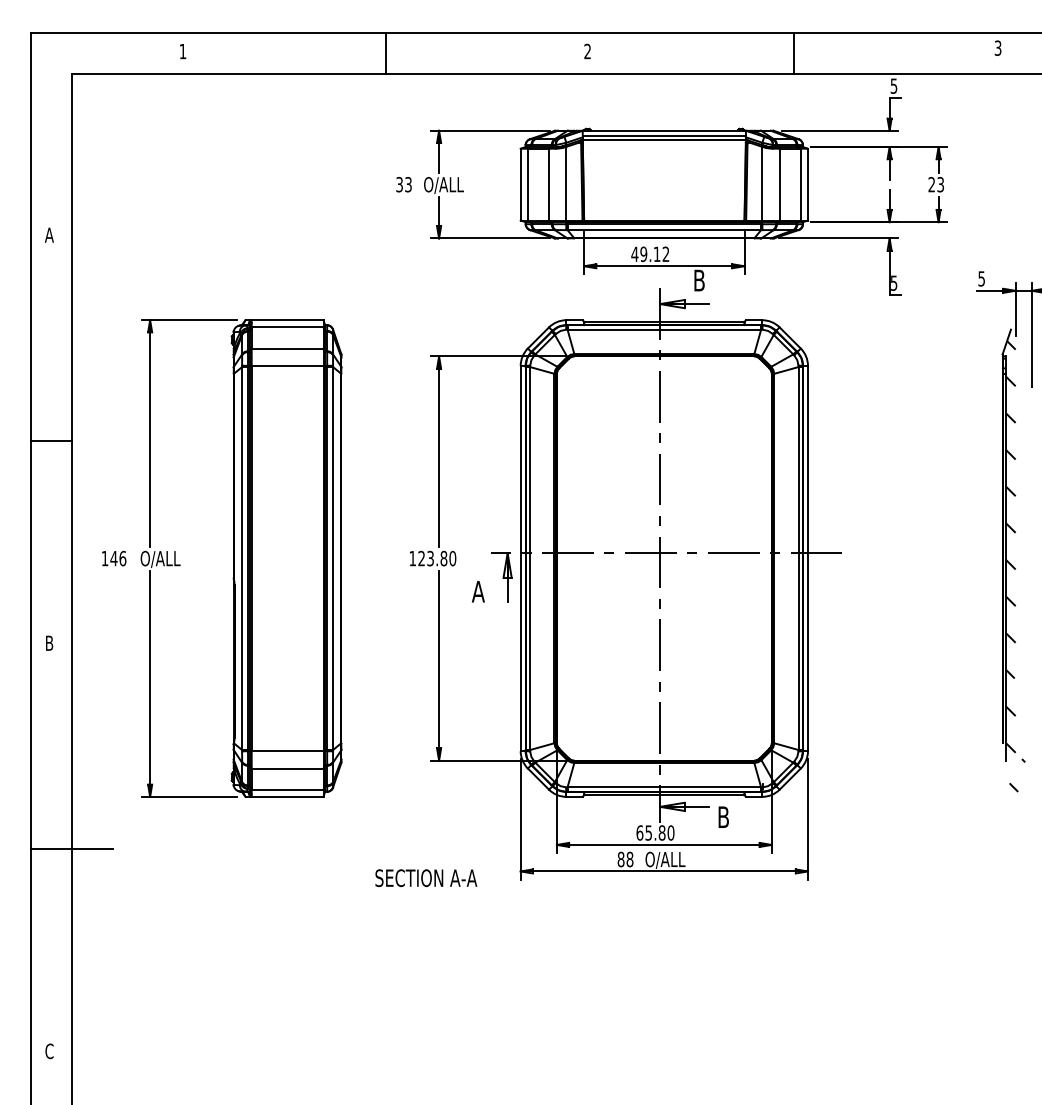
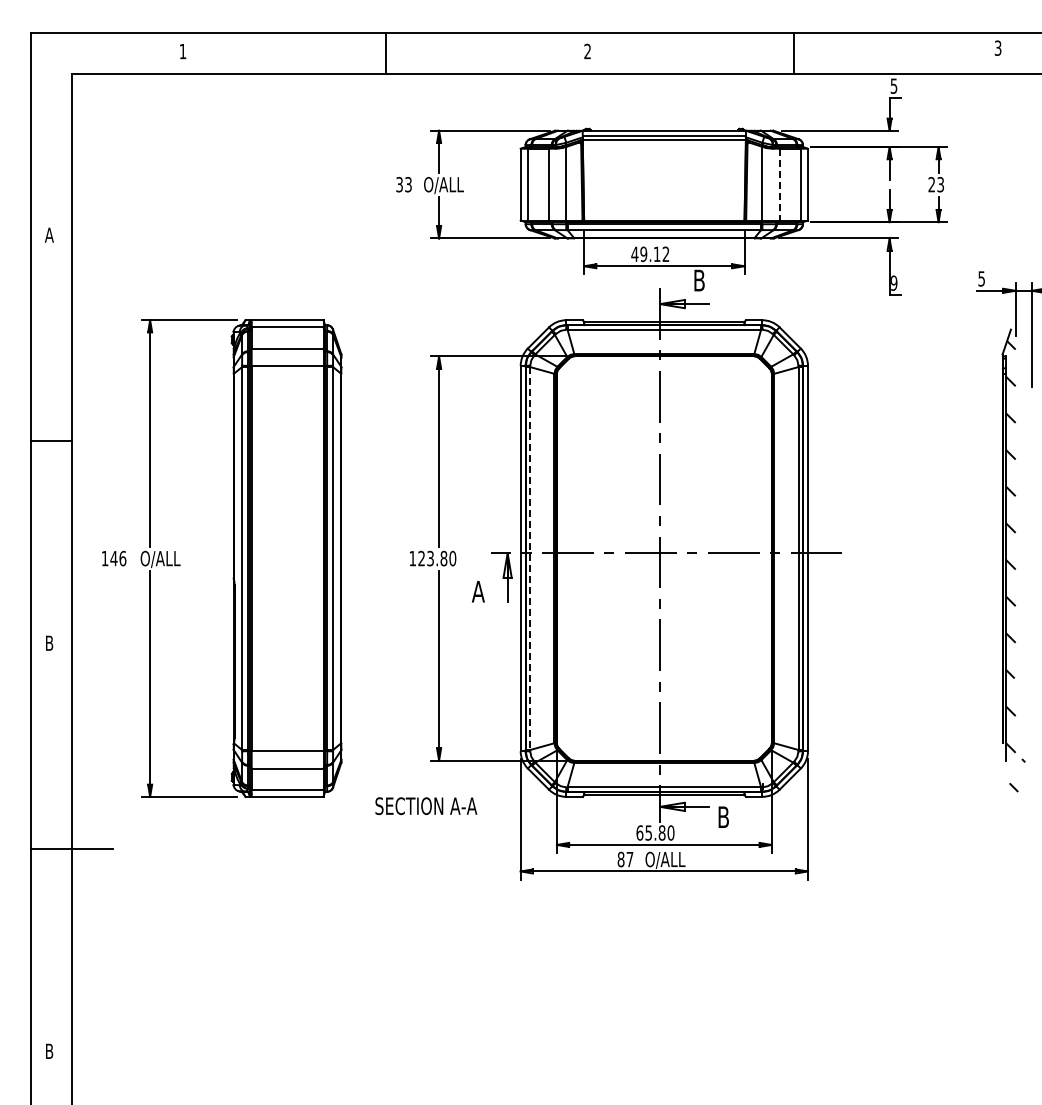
line: solid -> dashed (779, 184)
text: 5 -> 9 (894, 282)
line: solid -> dashed (530, 559)
text: 88 -> 87 (629, 859)
text position: (426, 878) -> (426, 806) (426, 806)
text: C -> B (49, 1051)
